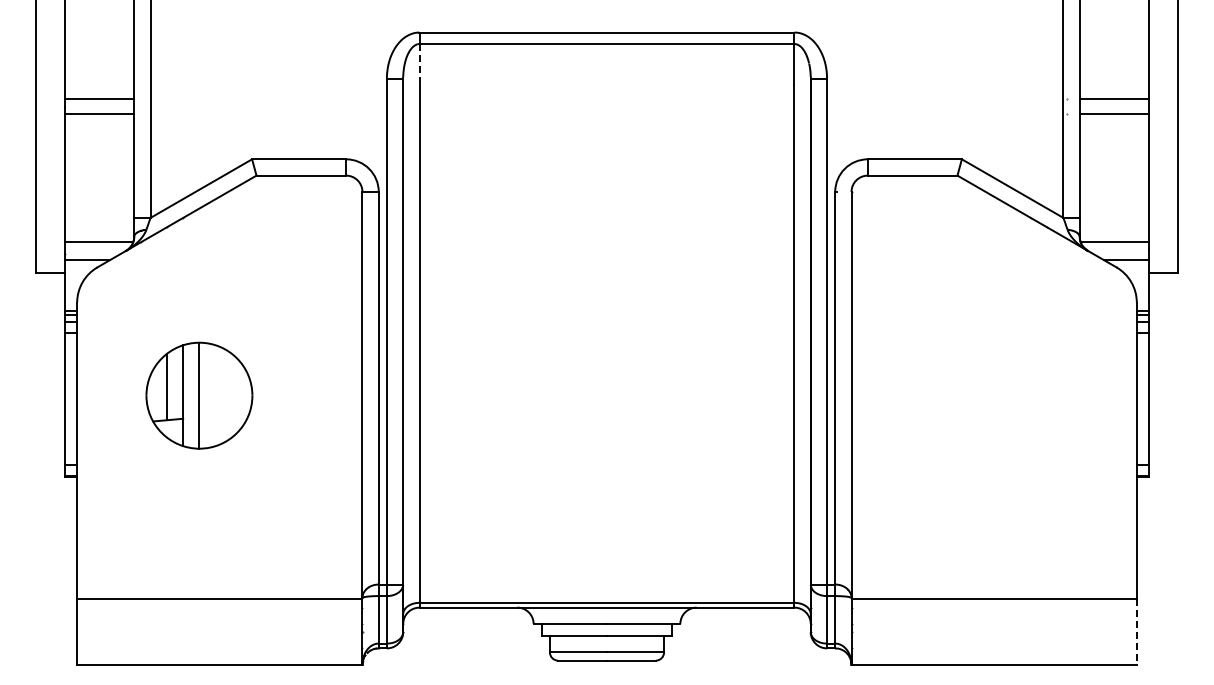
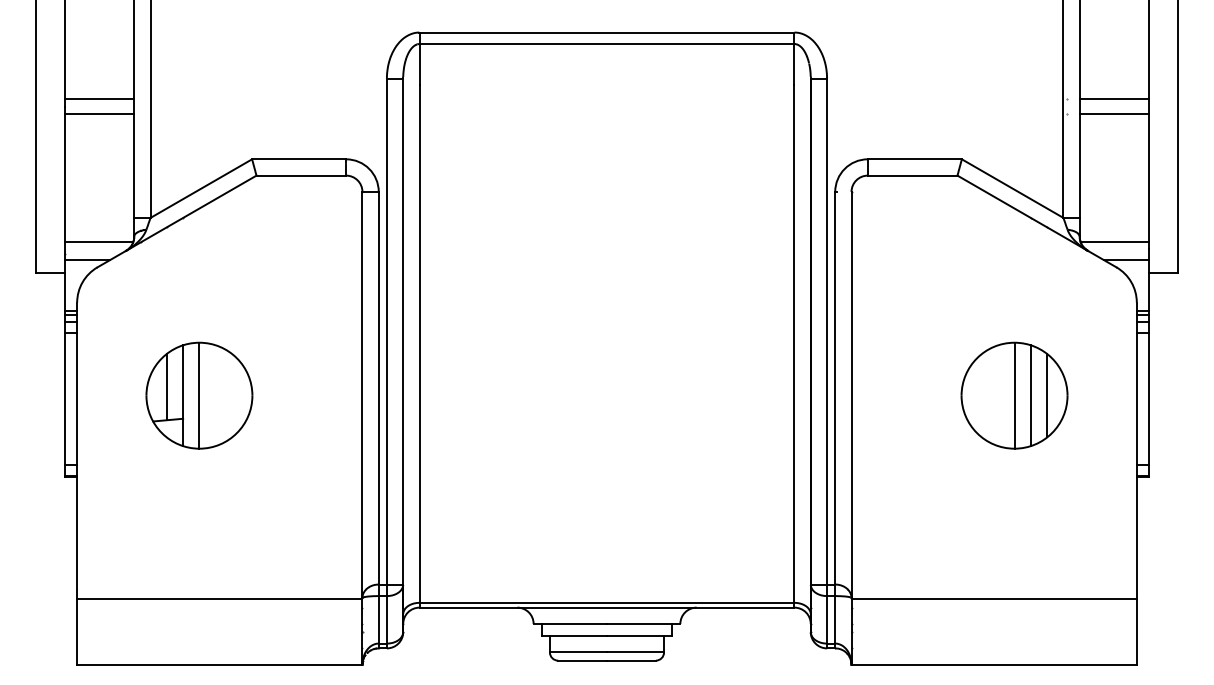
line: dashed -> solid (419, 64)
part: none -> present (1014, 395)
line: dashed -> solid (1136, 632)
